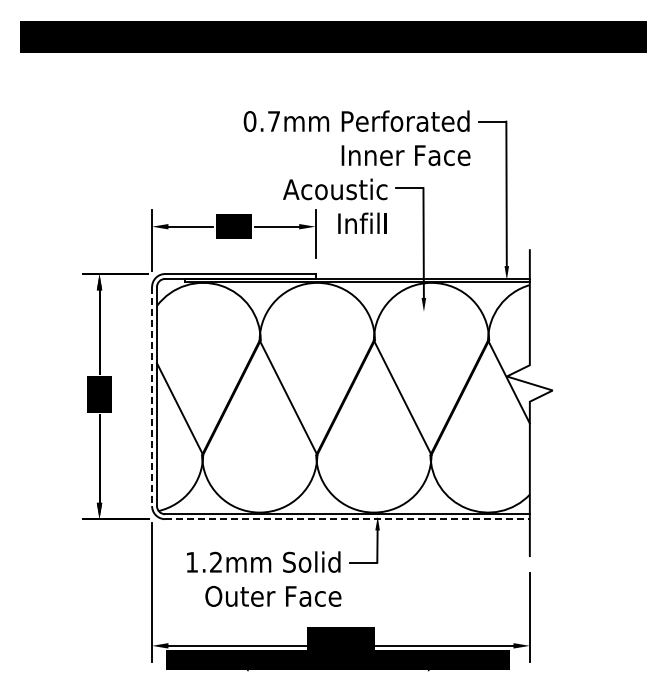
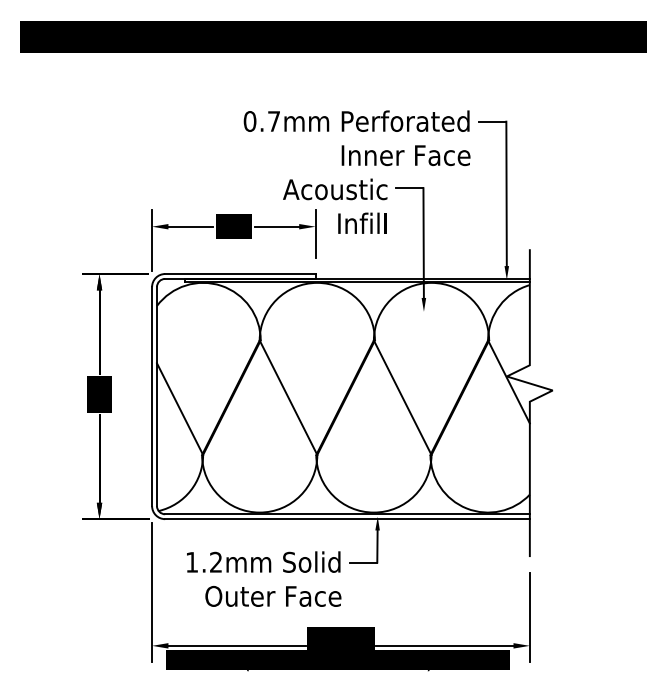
line: dashed -> solid (152, 397)
line: dashed -> solid (348, 519)
